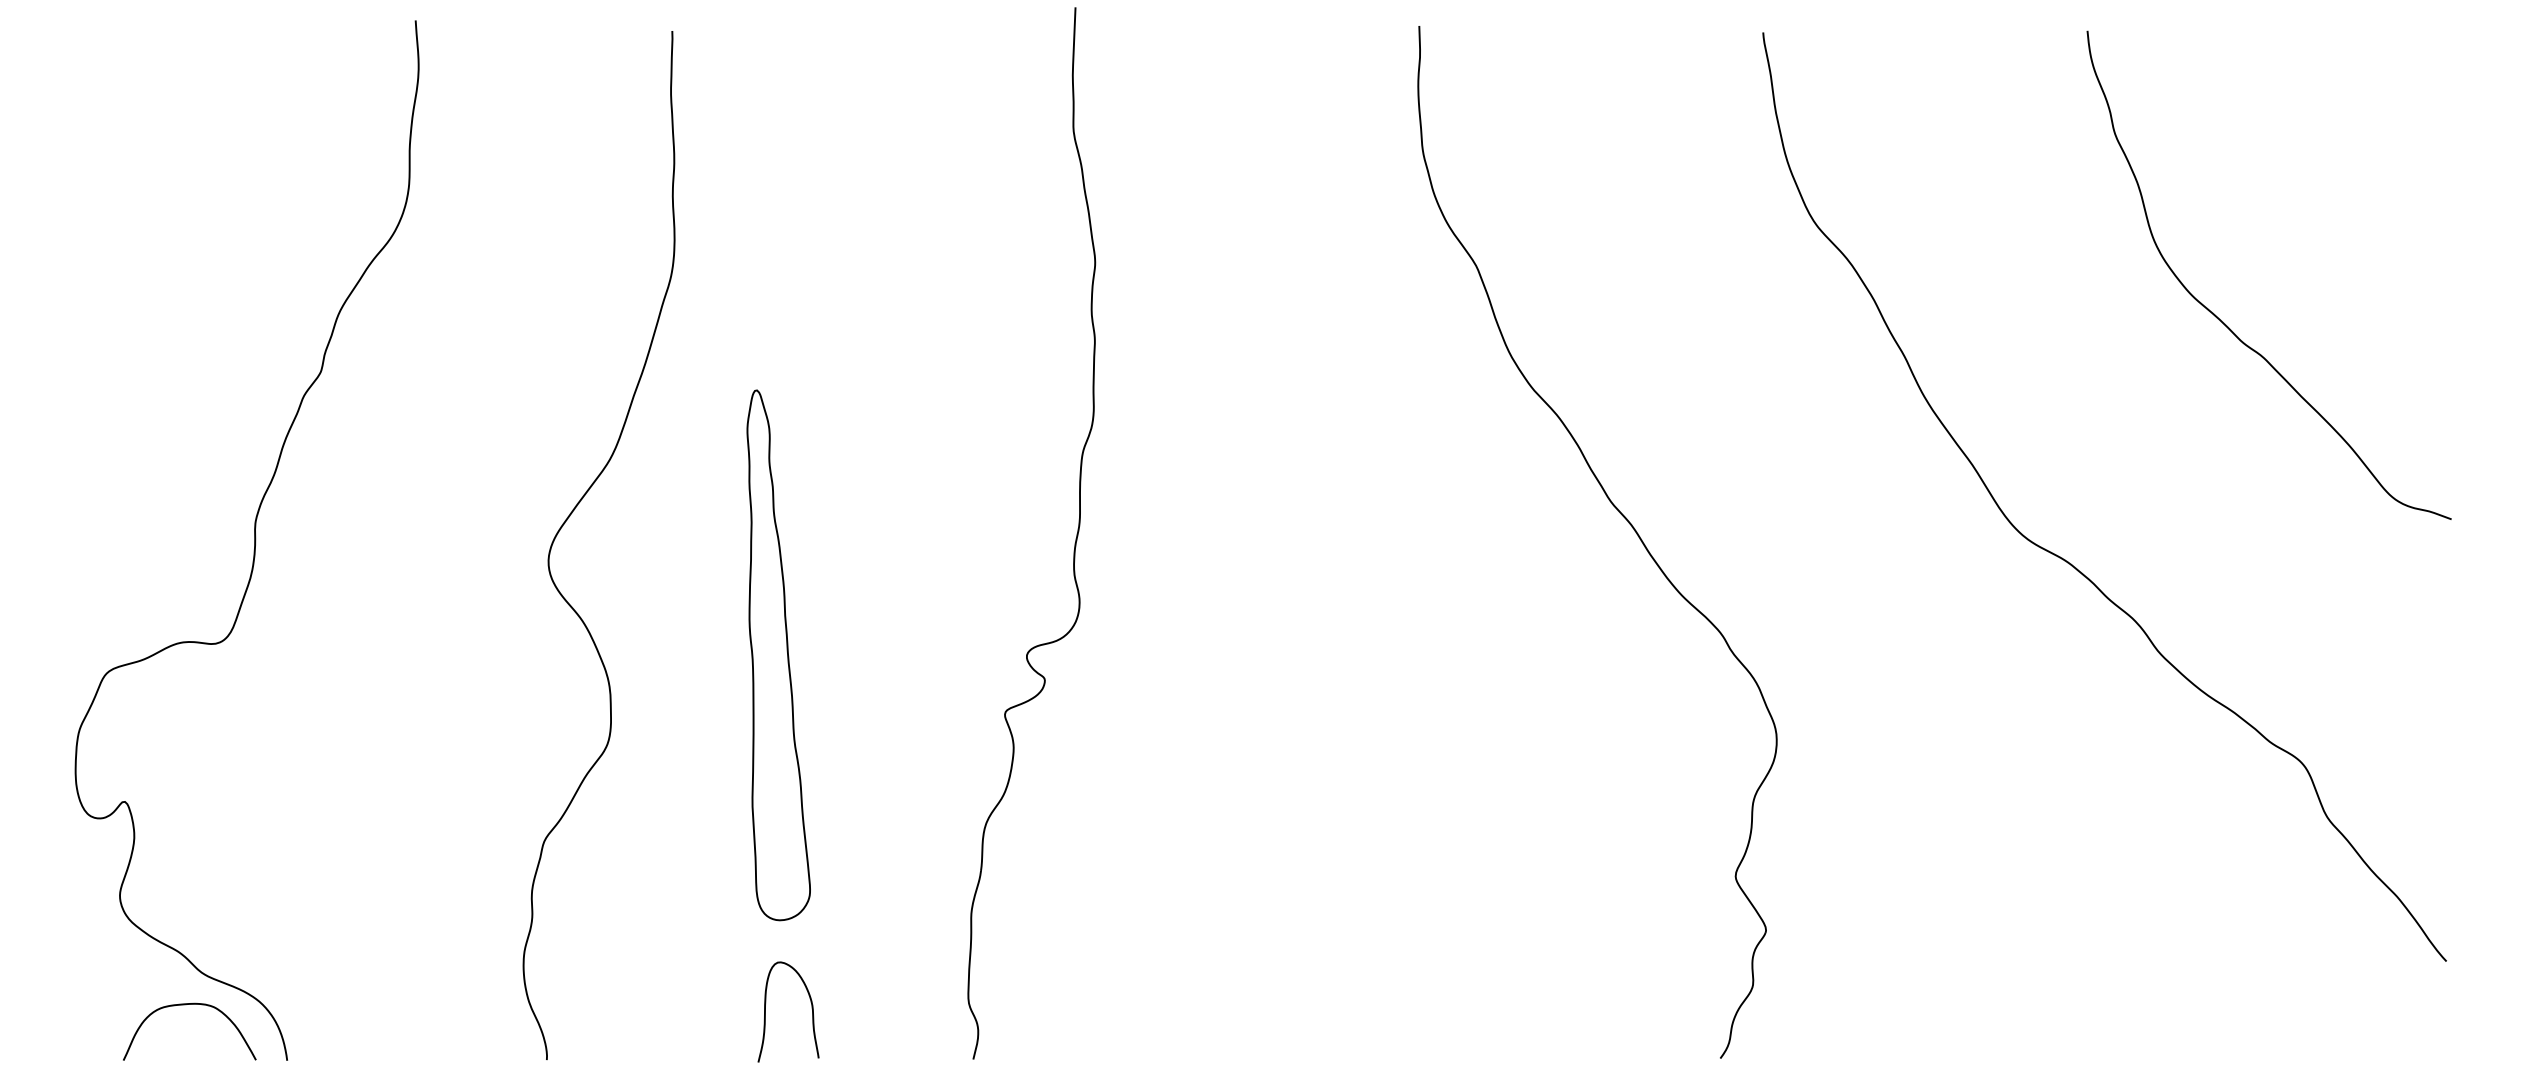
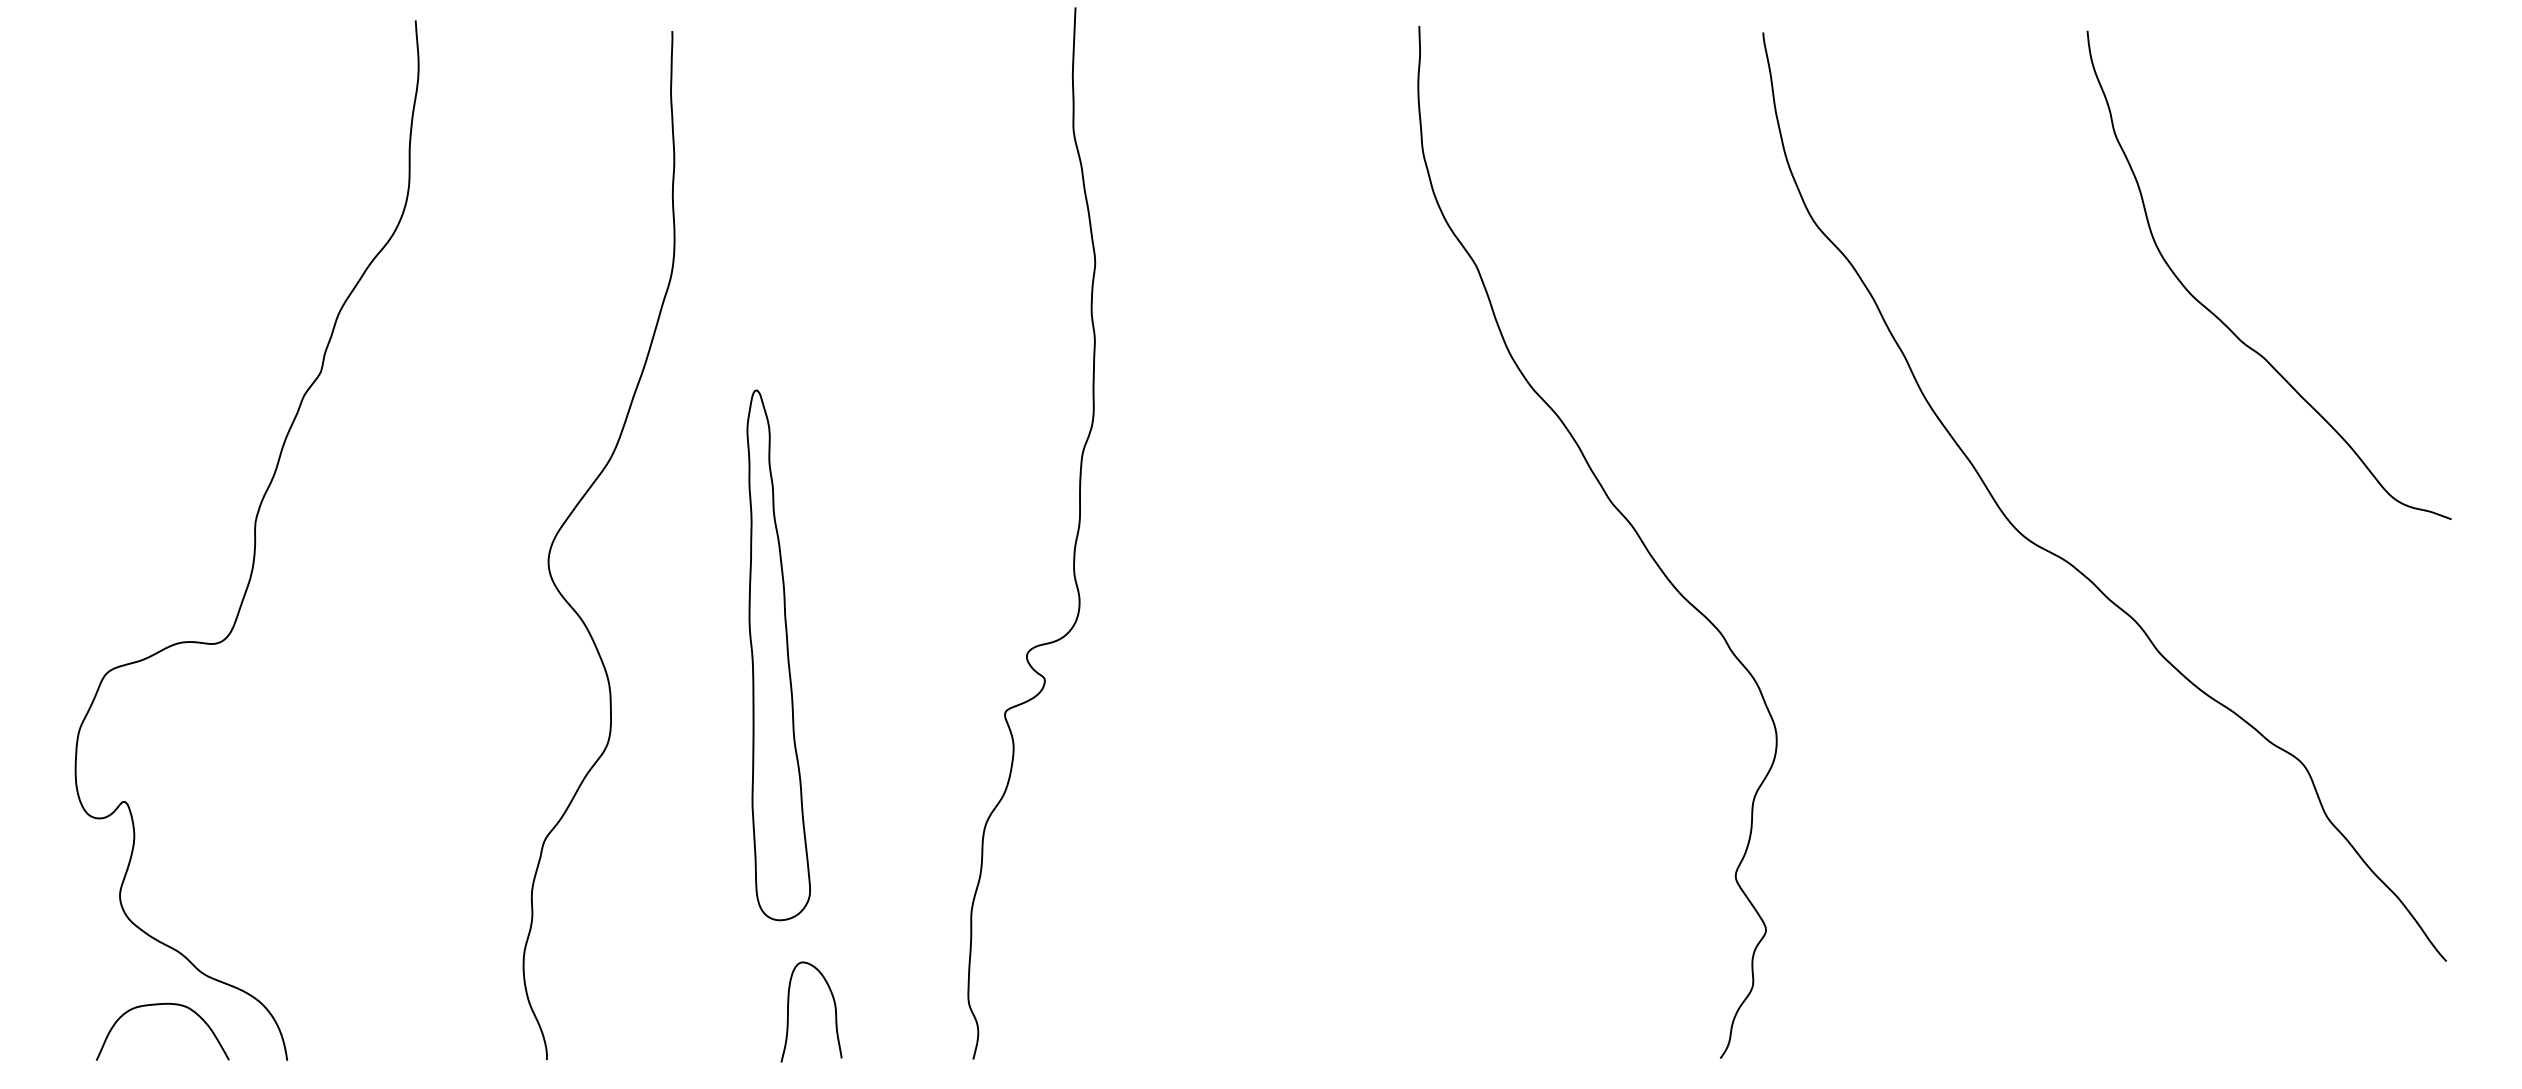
curve position: (185, 1005) -> (158, 1005) (158, 1005)
curve position: (765, 1011) -> (788, 1011) (788, 1011)
